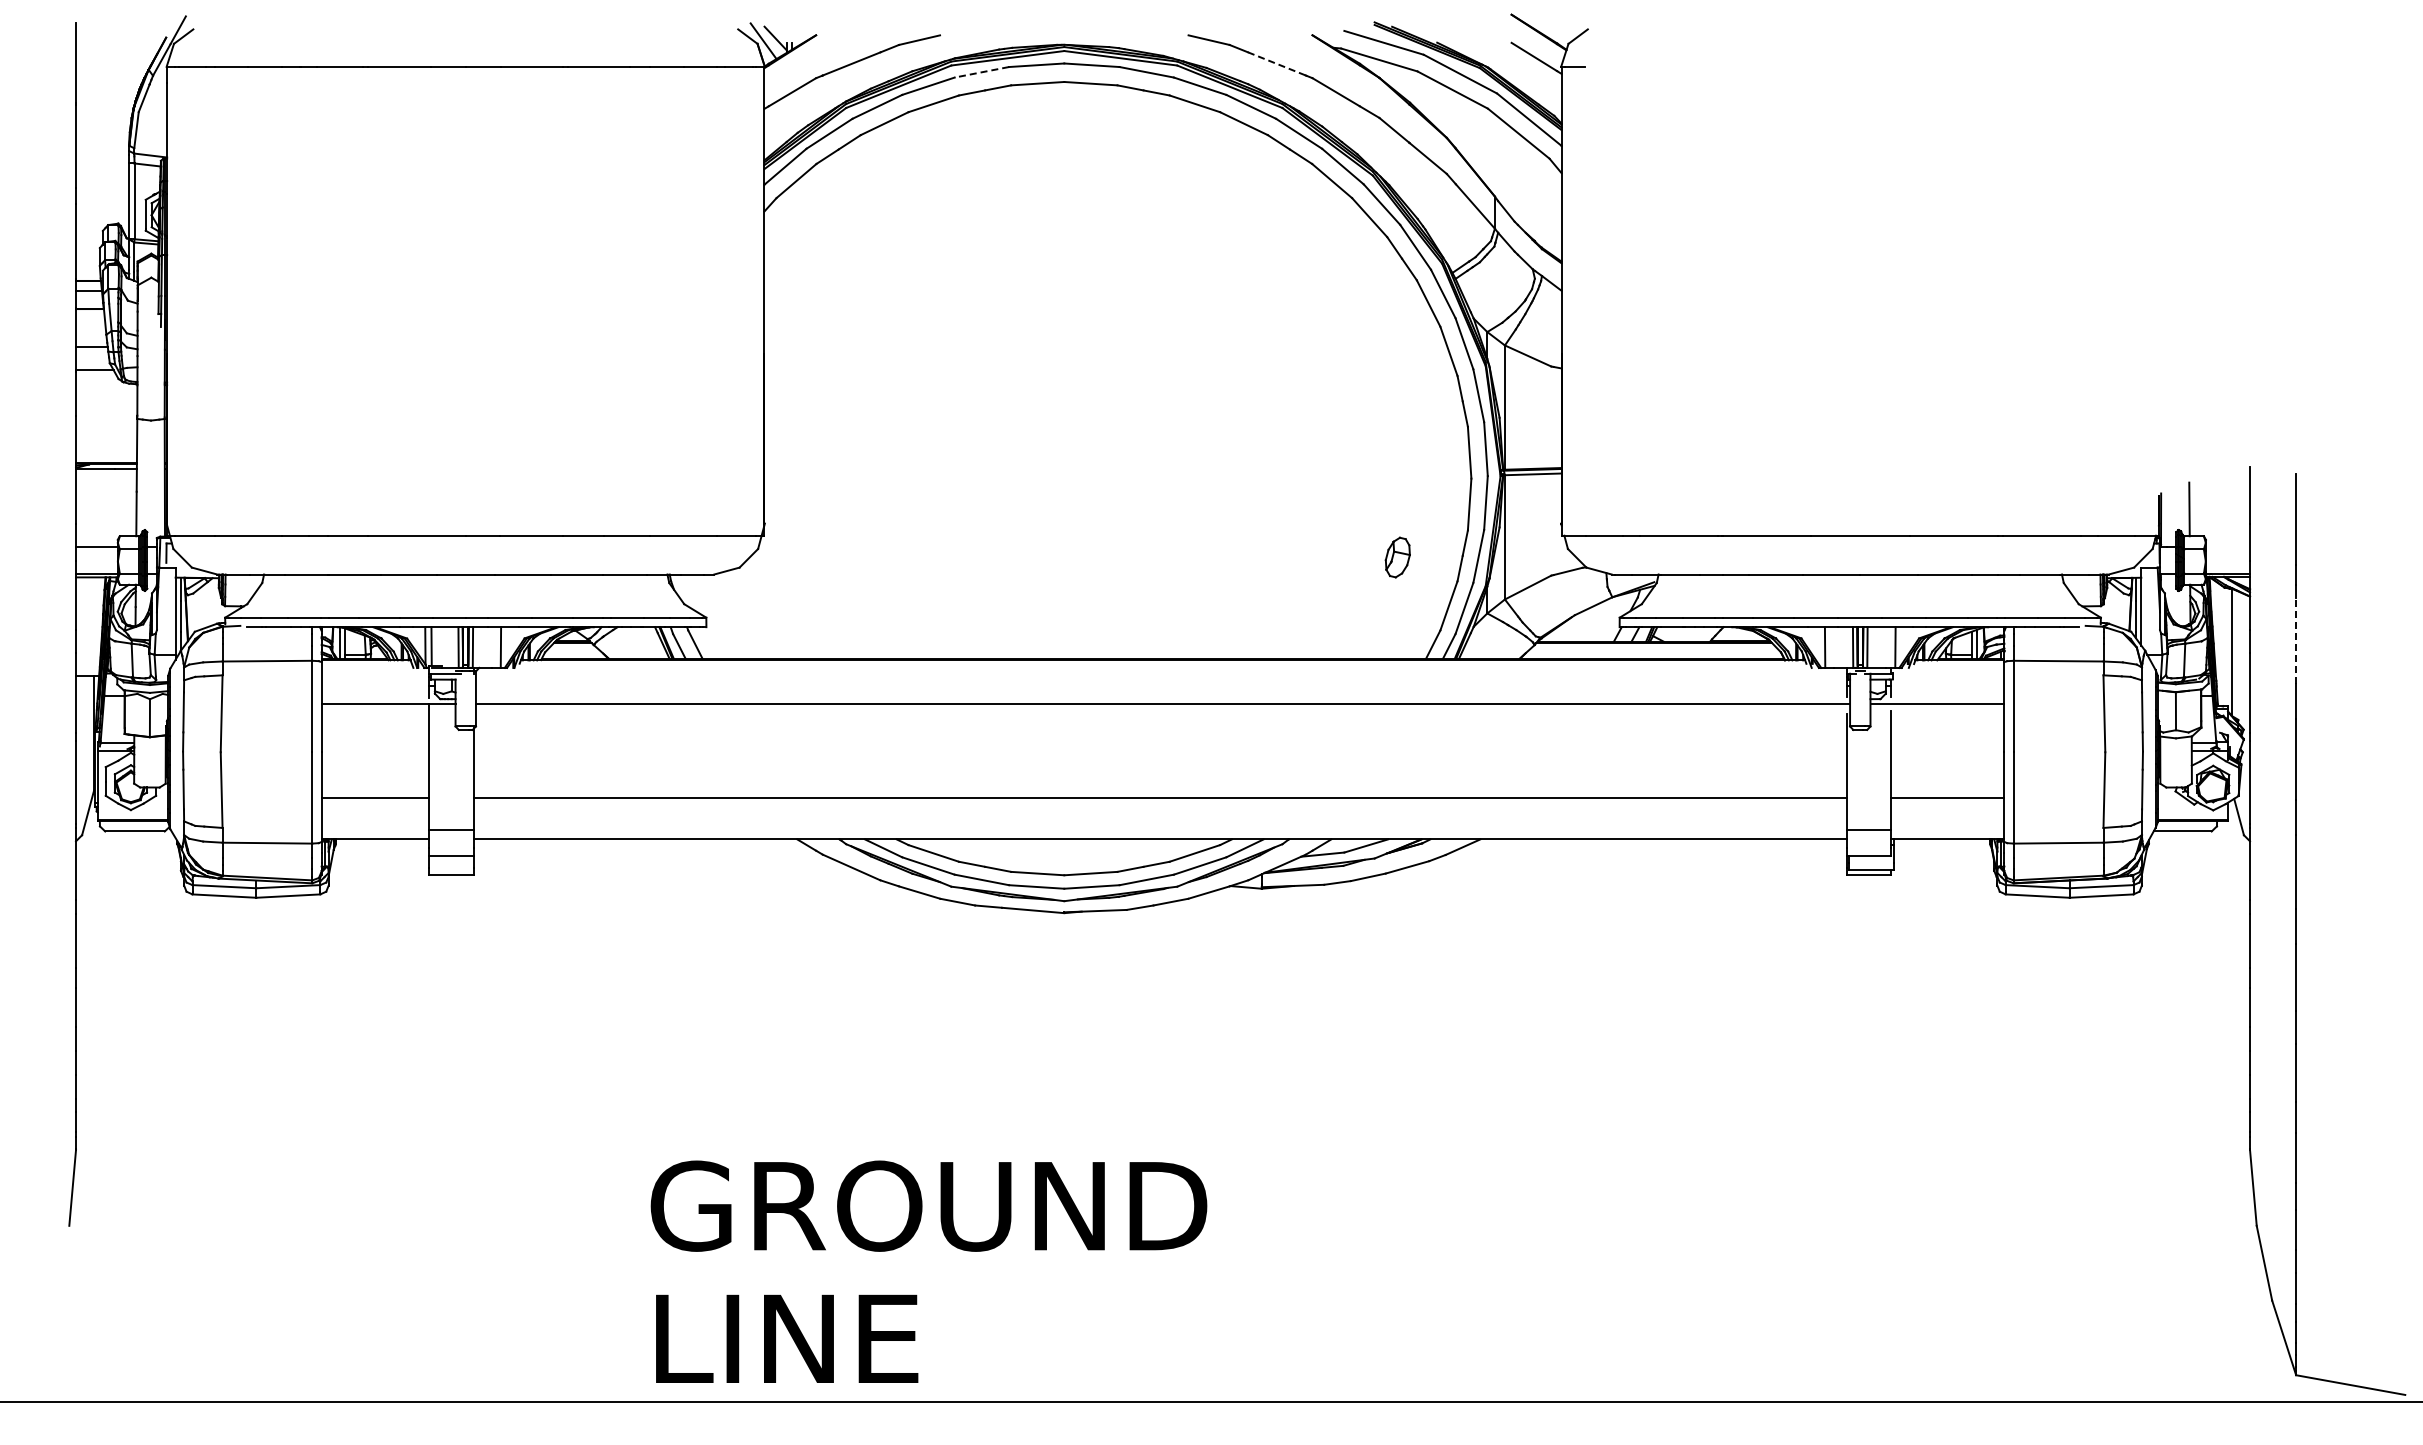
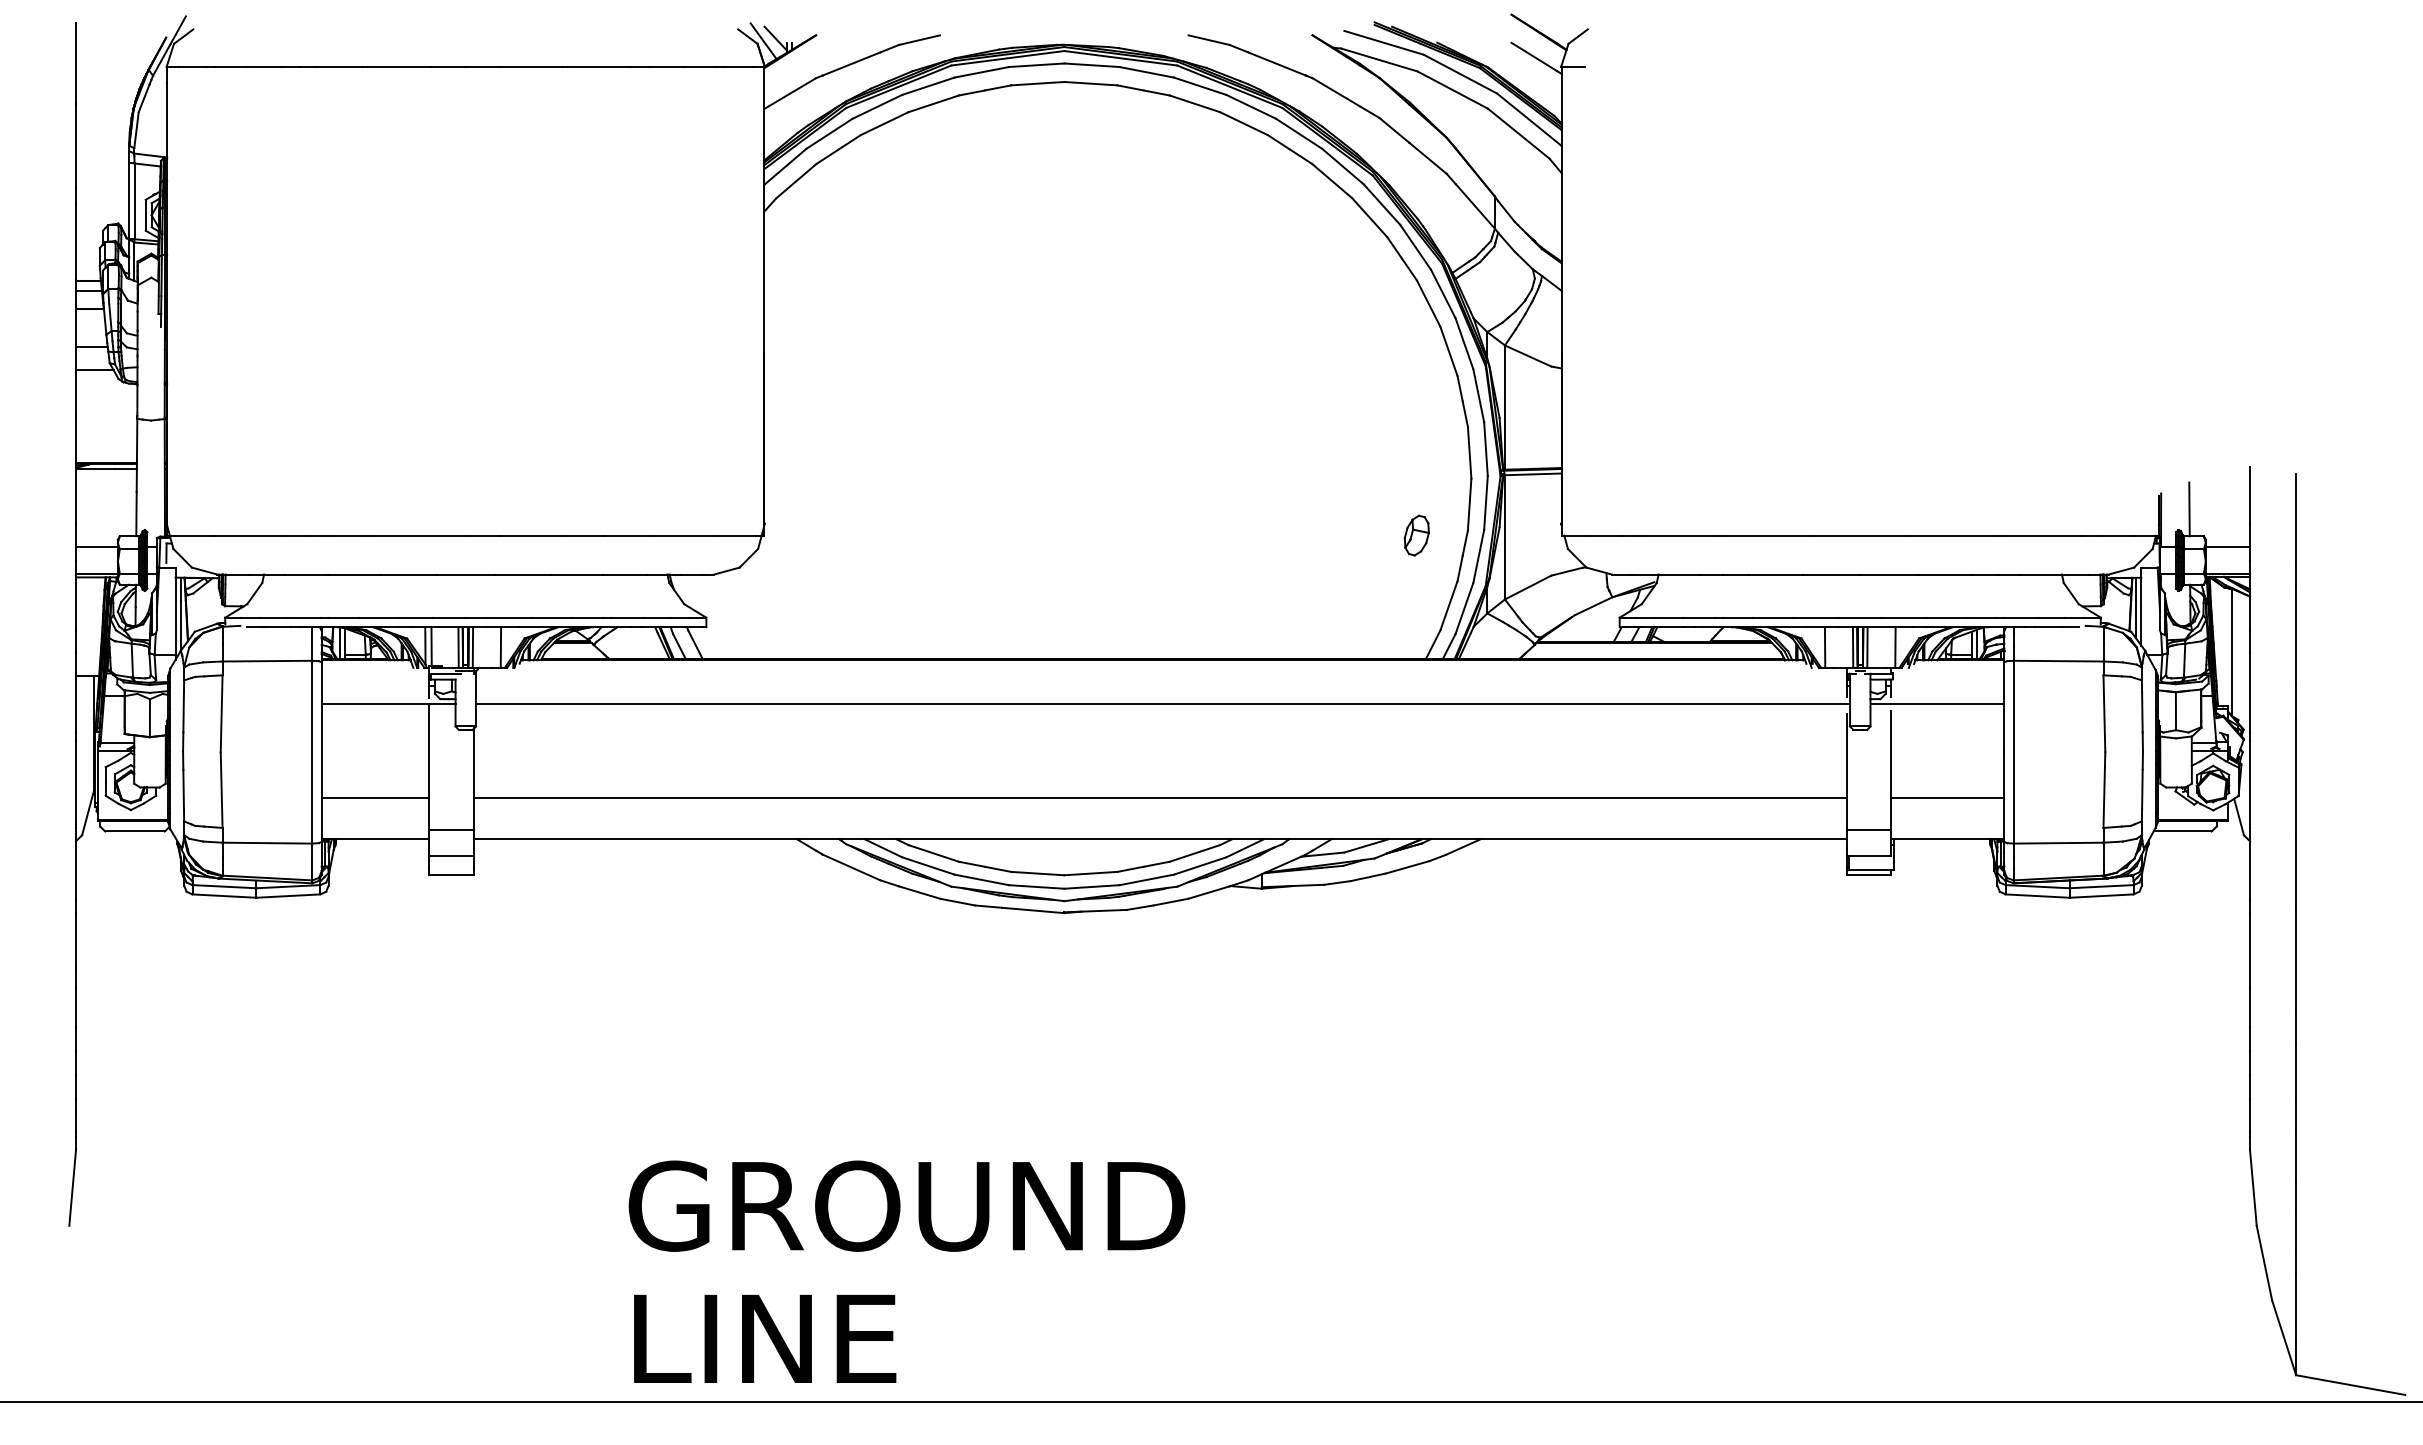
line: dashed -> solid (1277, 64)
line: dashed -> solid (981, 72)
line: none -> present (2227, 546)
part position: (1397, 557) -> (1416, 535) (1416, 535)
line: dashed -> solid (2296, 640)
text position: (928, 1271) -> (906, 1271) (906, 1271)
